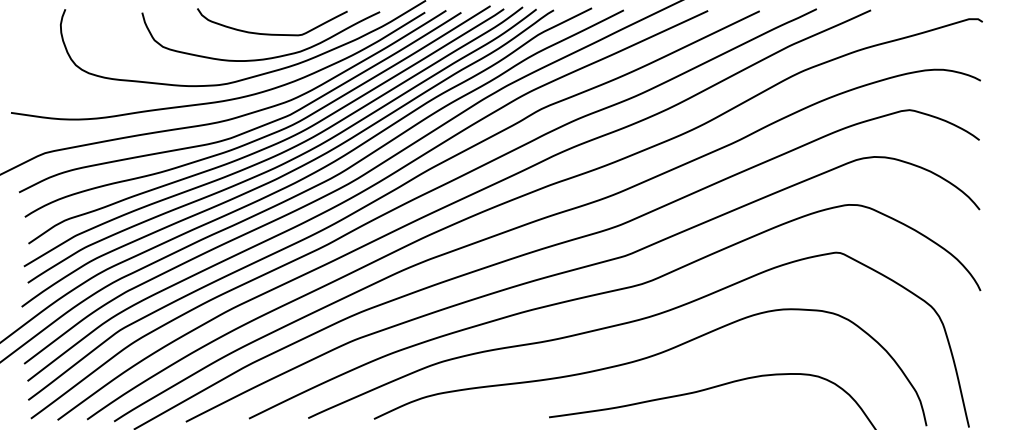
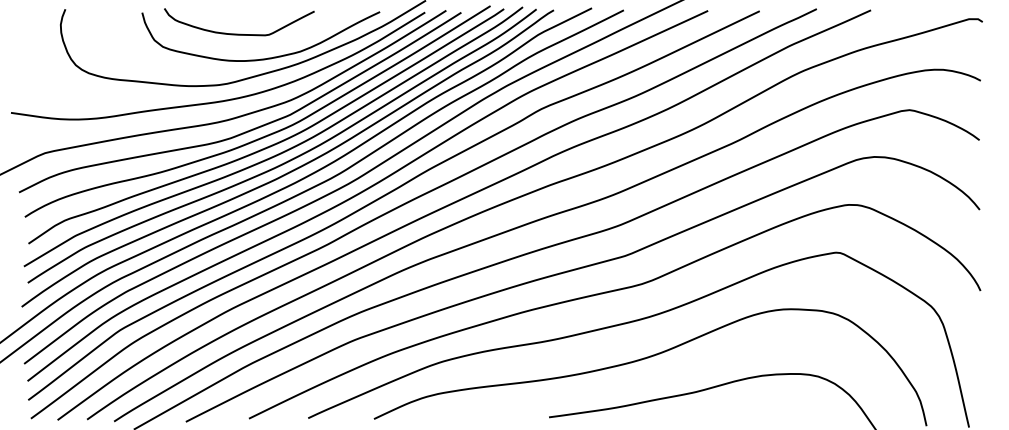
curve position: (272, 33) -> (239, 33) (239, 33)
